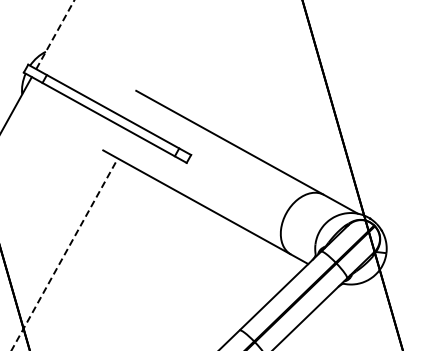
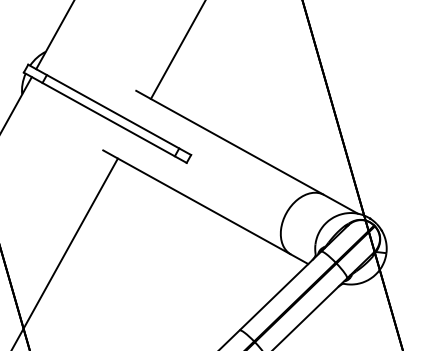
line: dashed -> solid (55, 34)
line: none -> present (177, 50)
line: dashed -> solid (64, 254)
